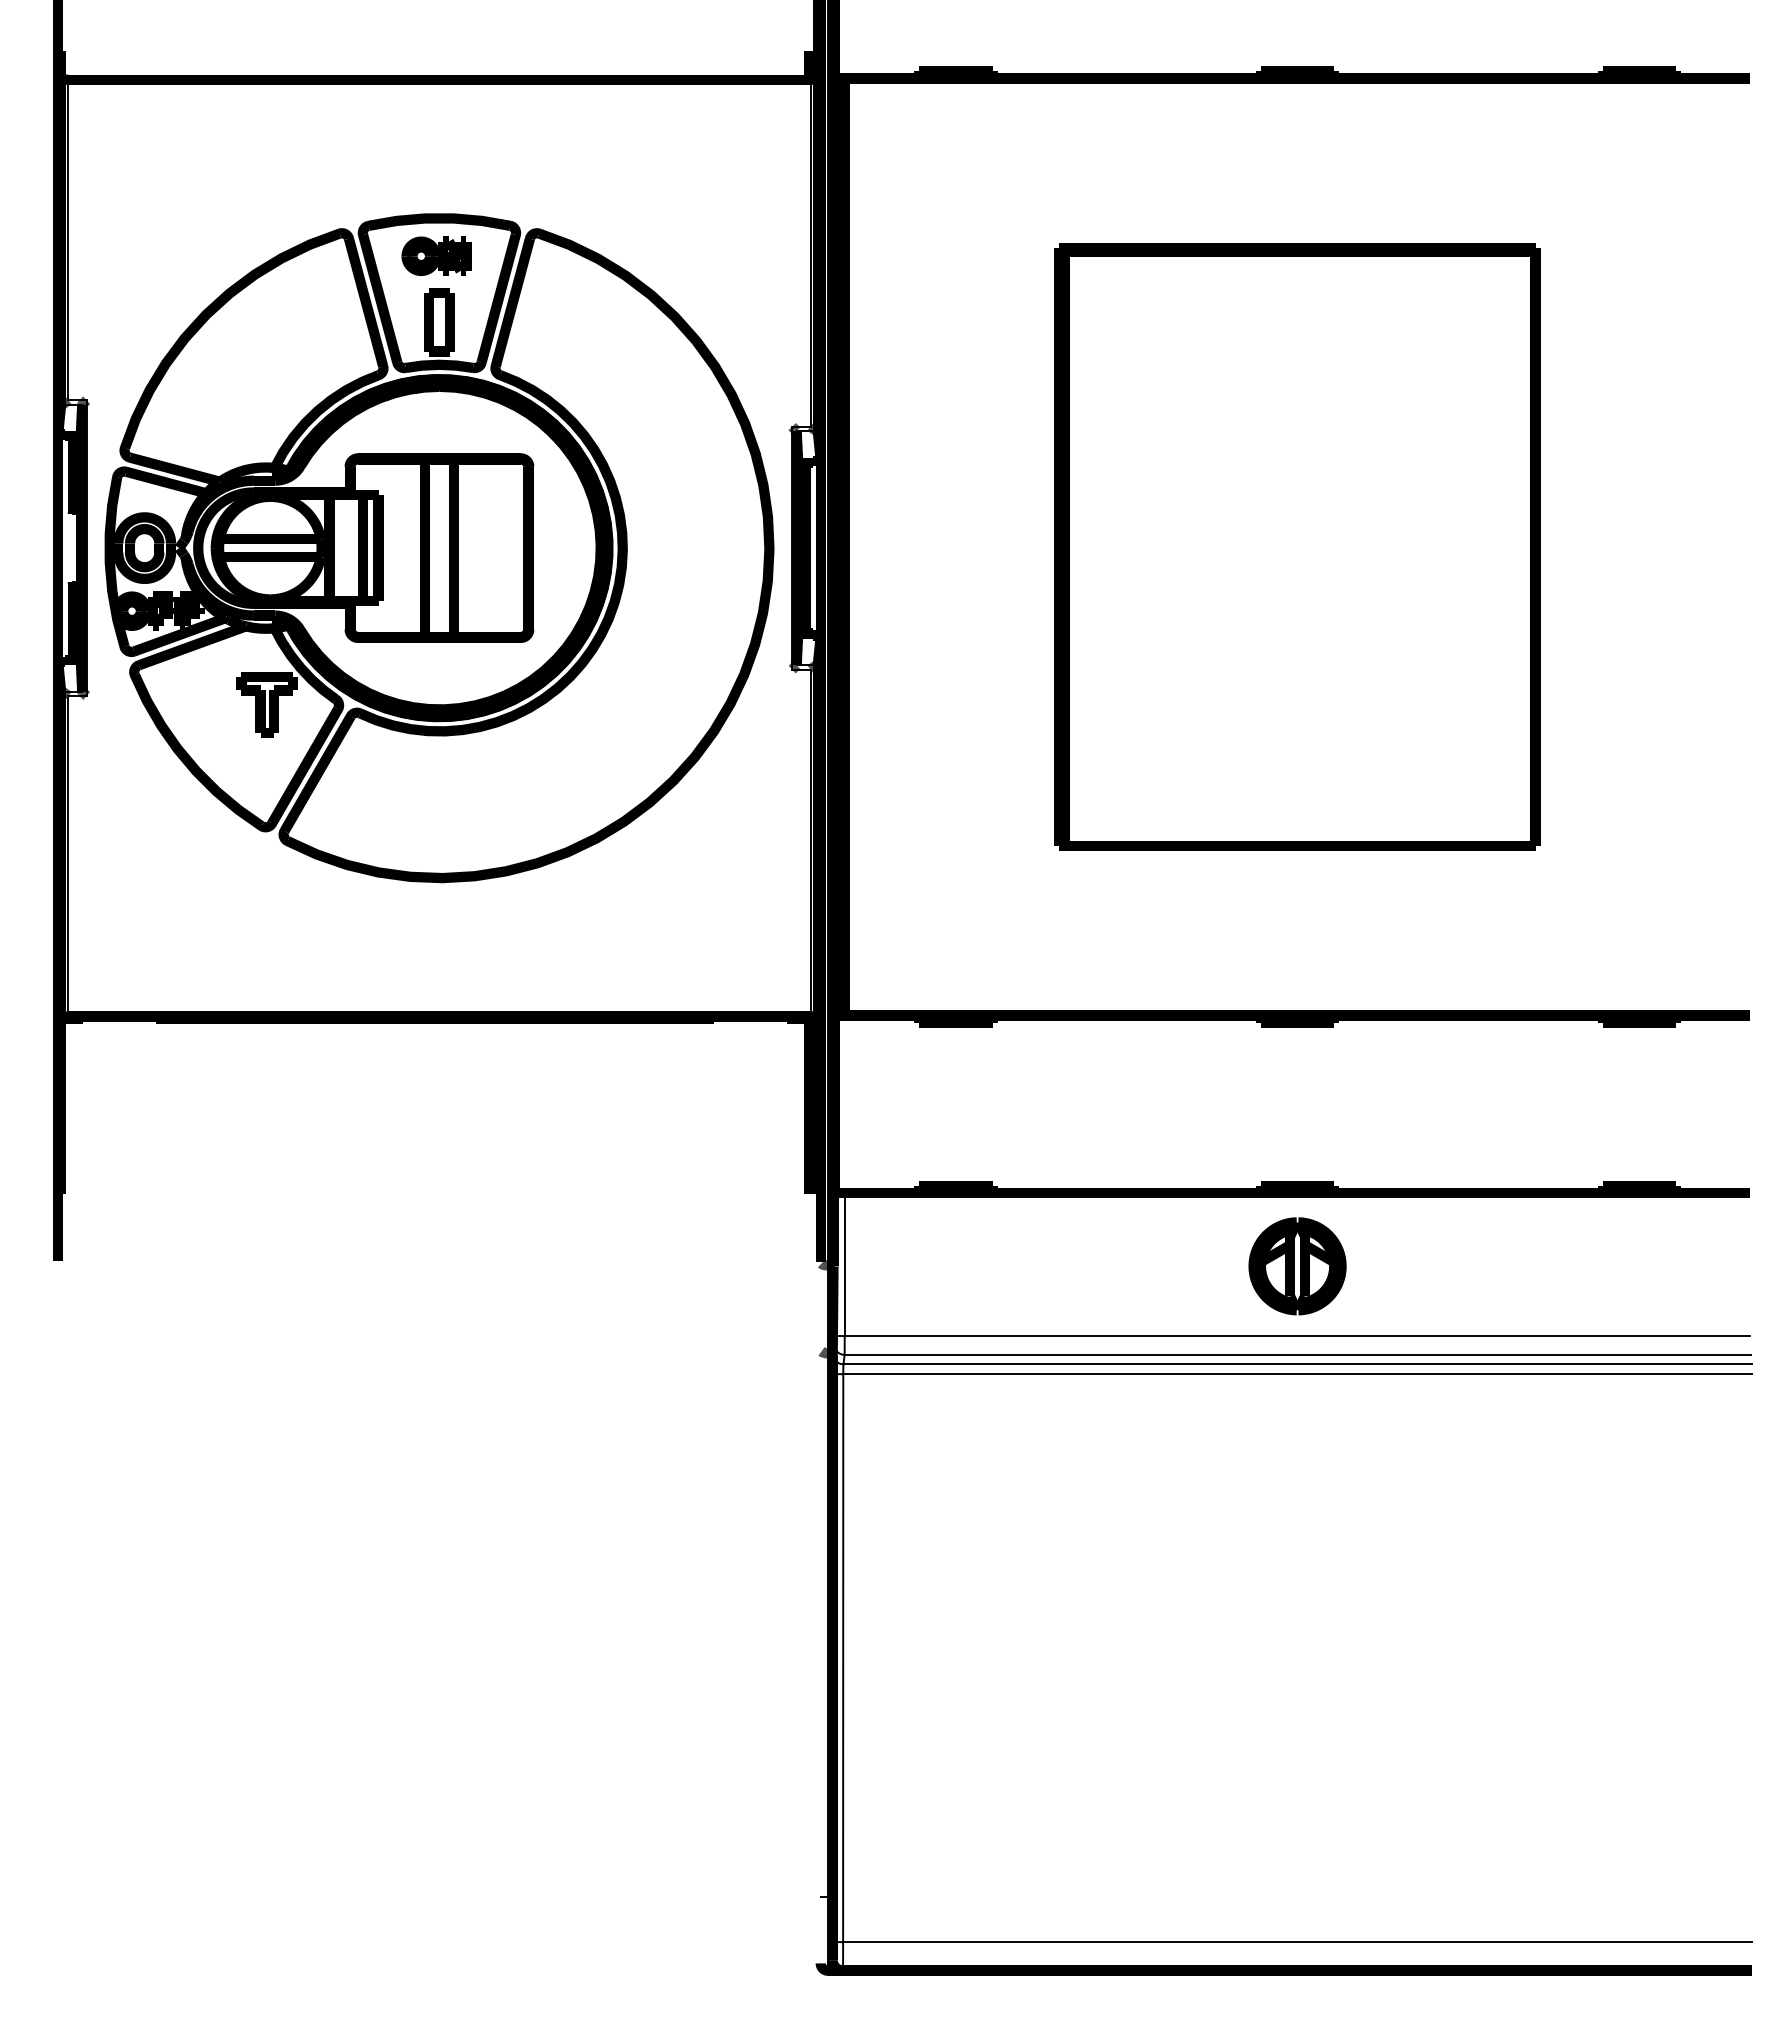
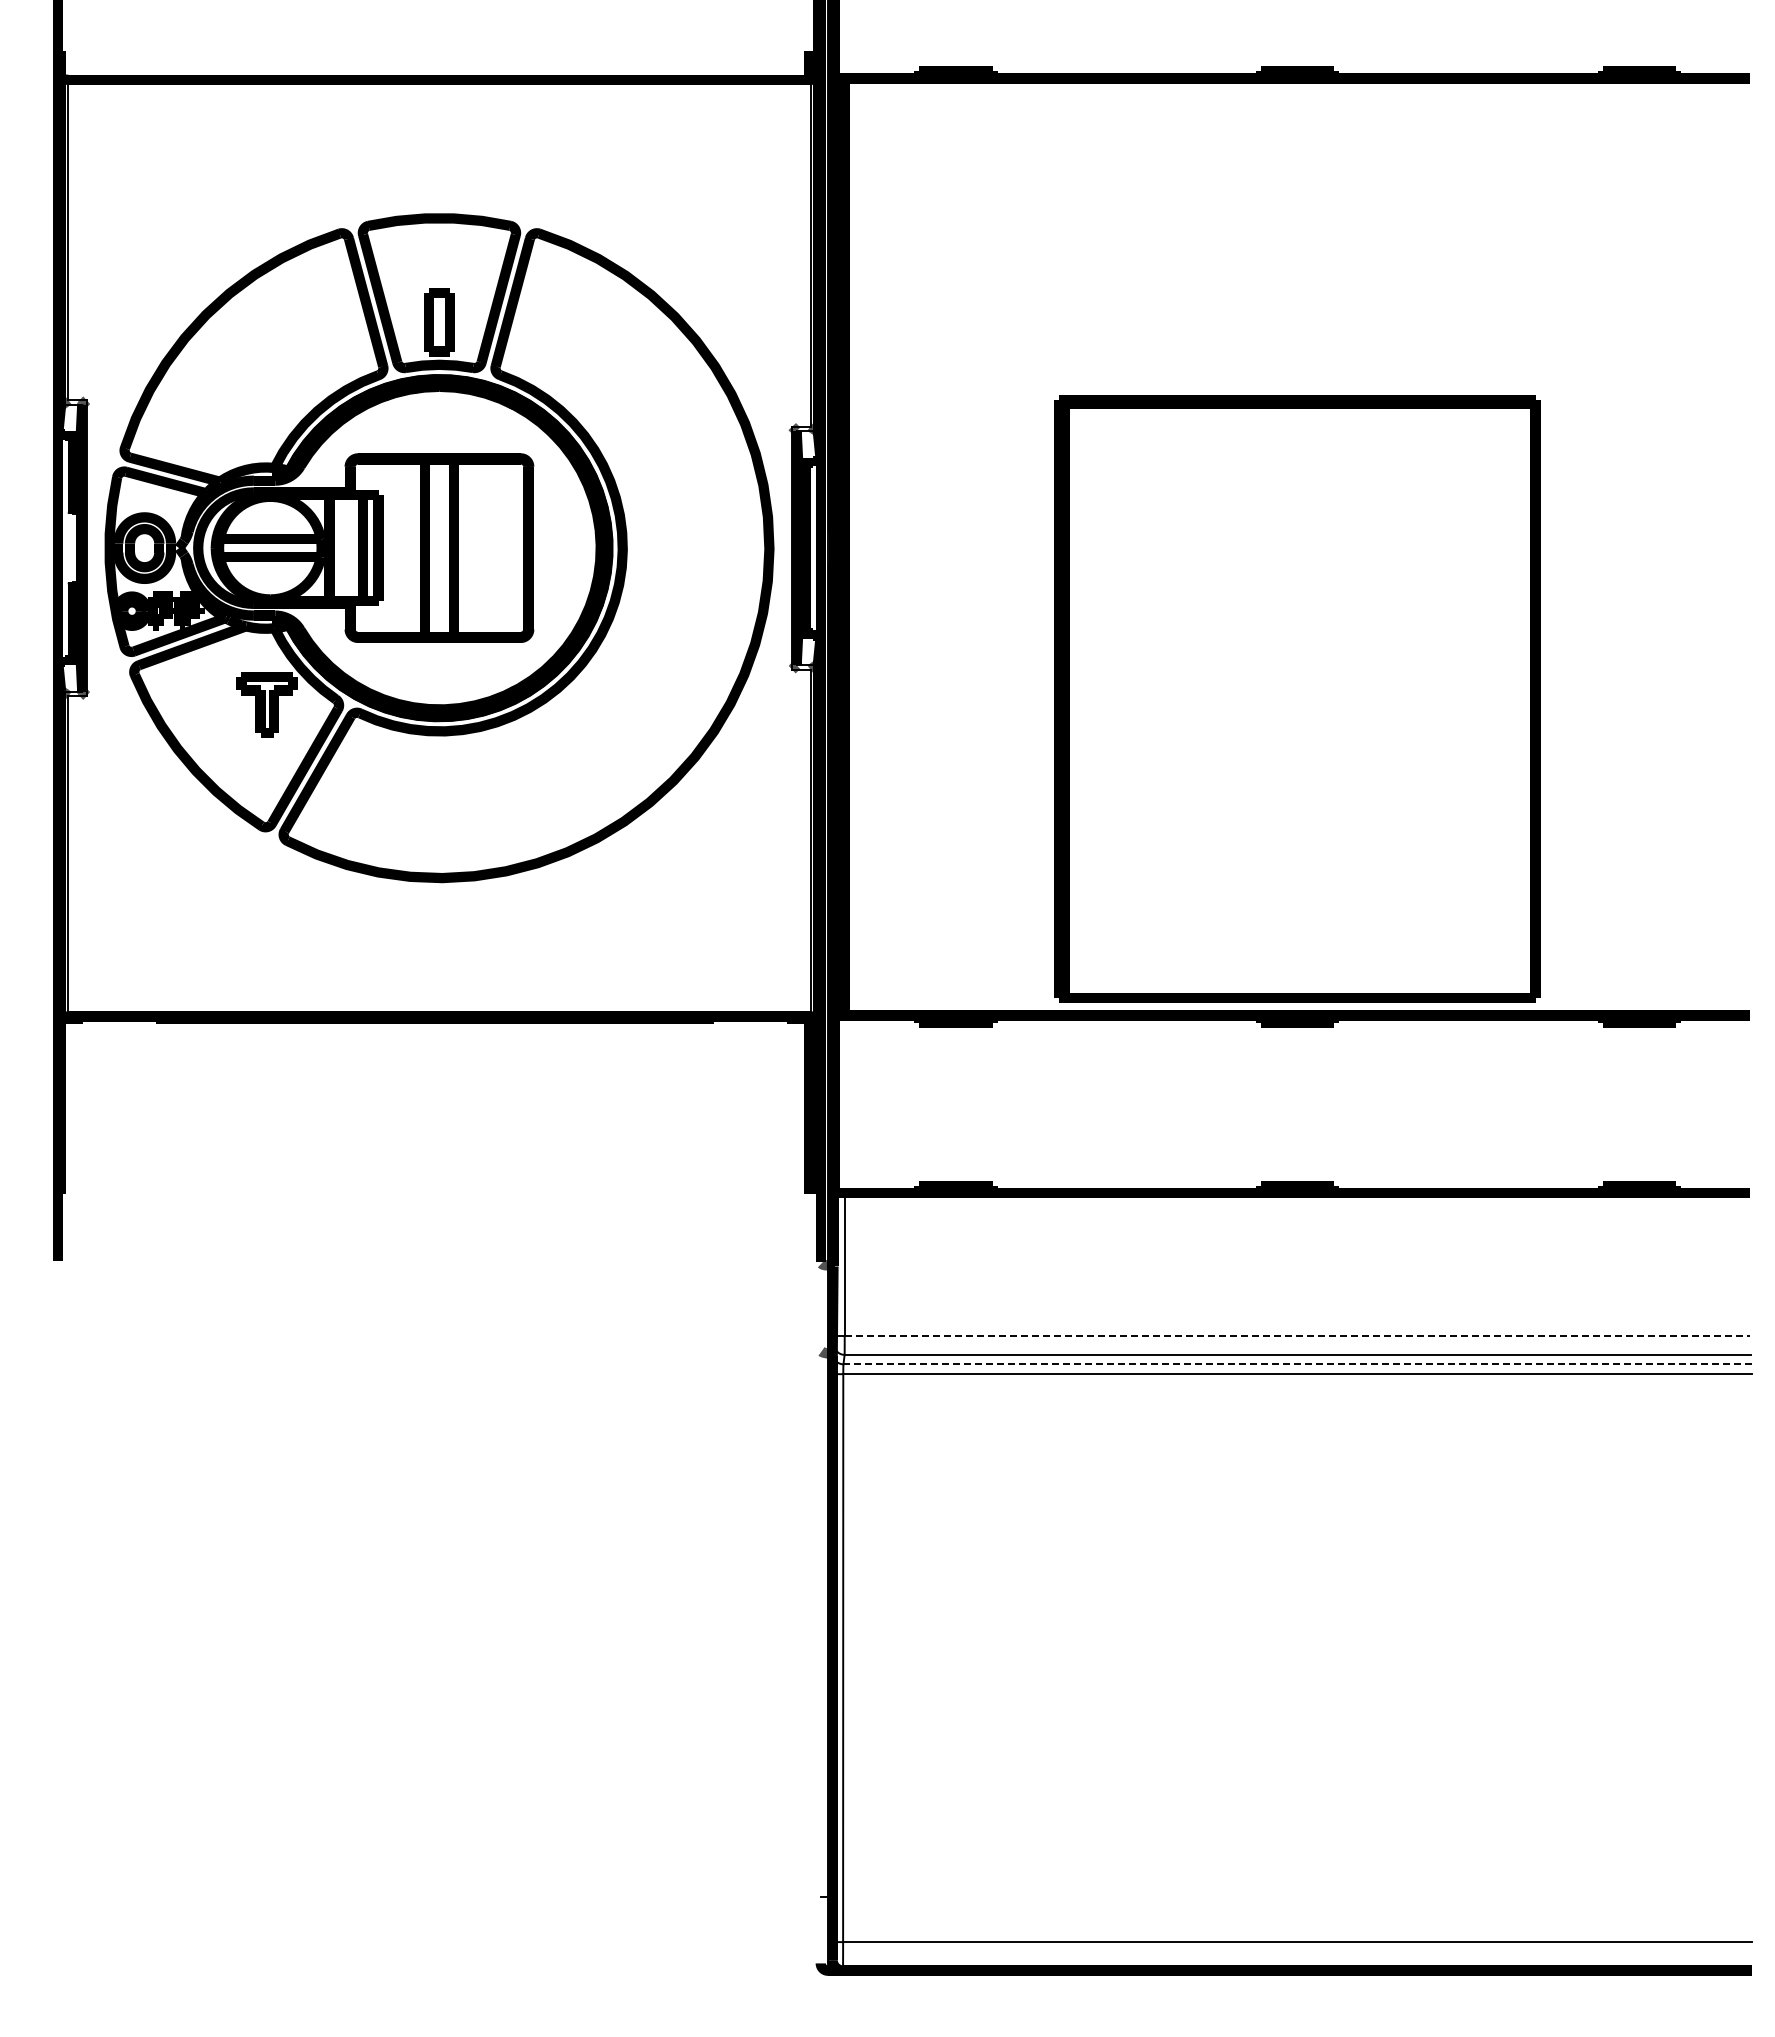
part: present -> none (436, 255)
part position: (1297, 546) -> (1297, 698) (1297, 698)
part: present -> none (1297, 1266)
line: solid -> dashed (1297, 1335)
line: solid -> dashed (1298, 1364)
